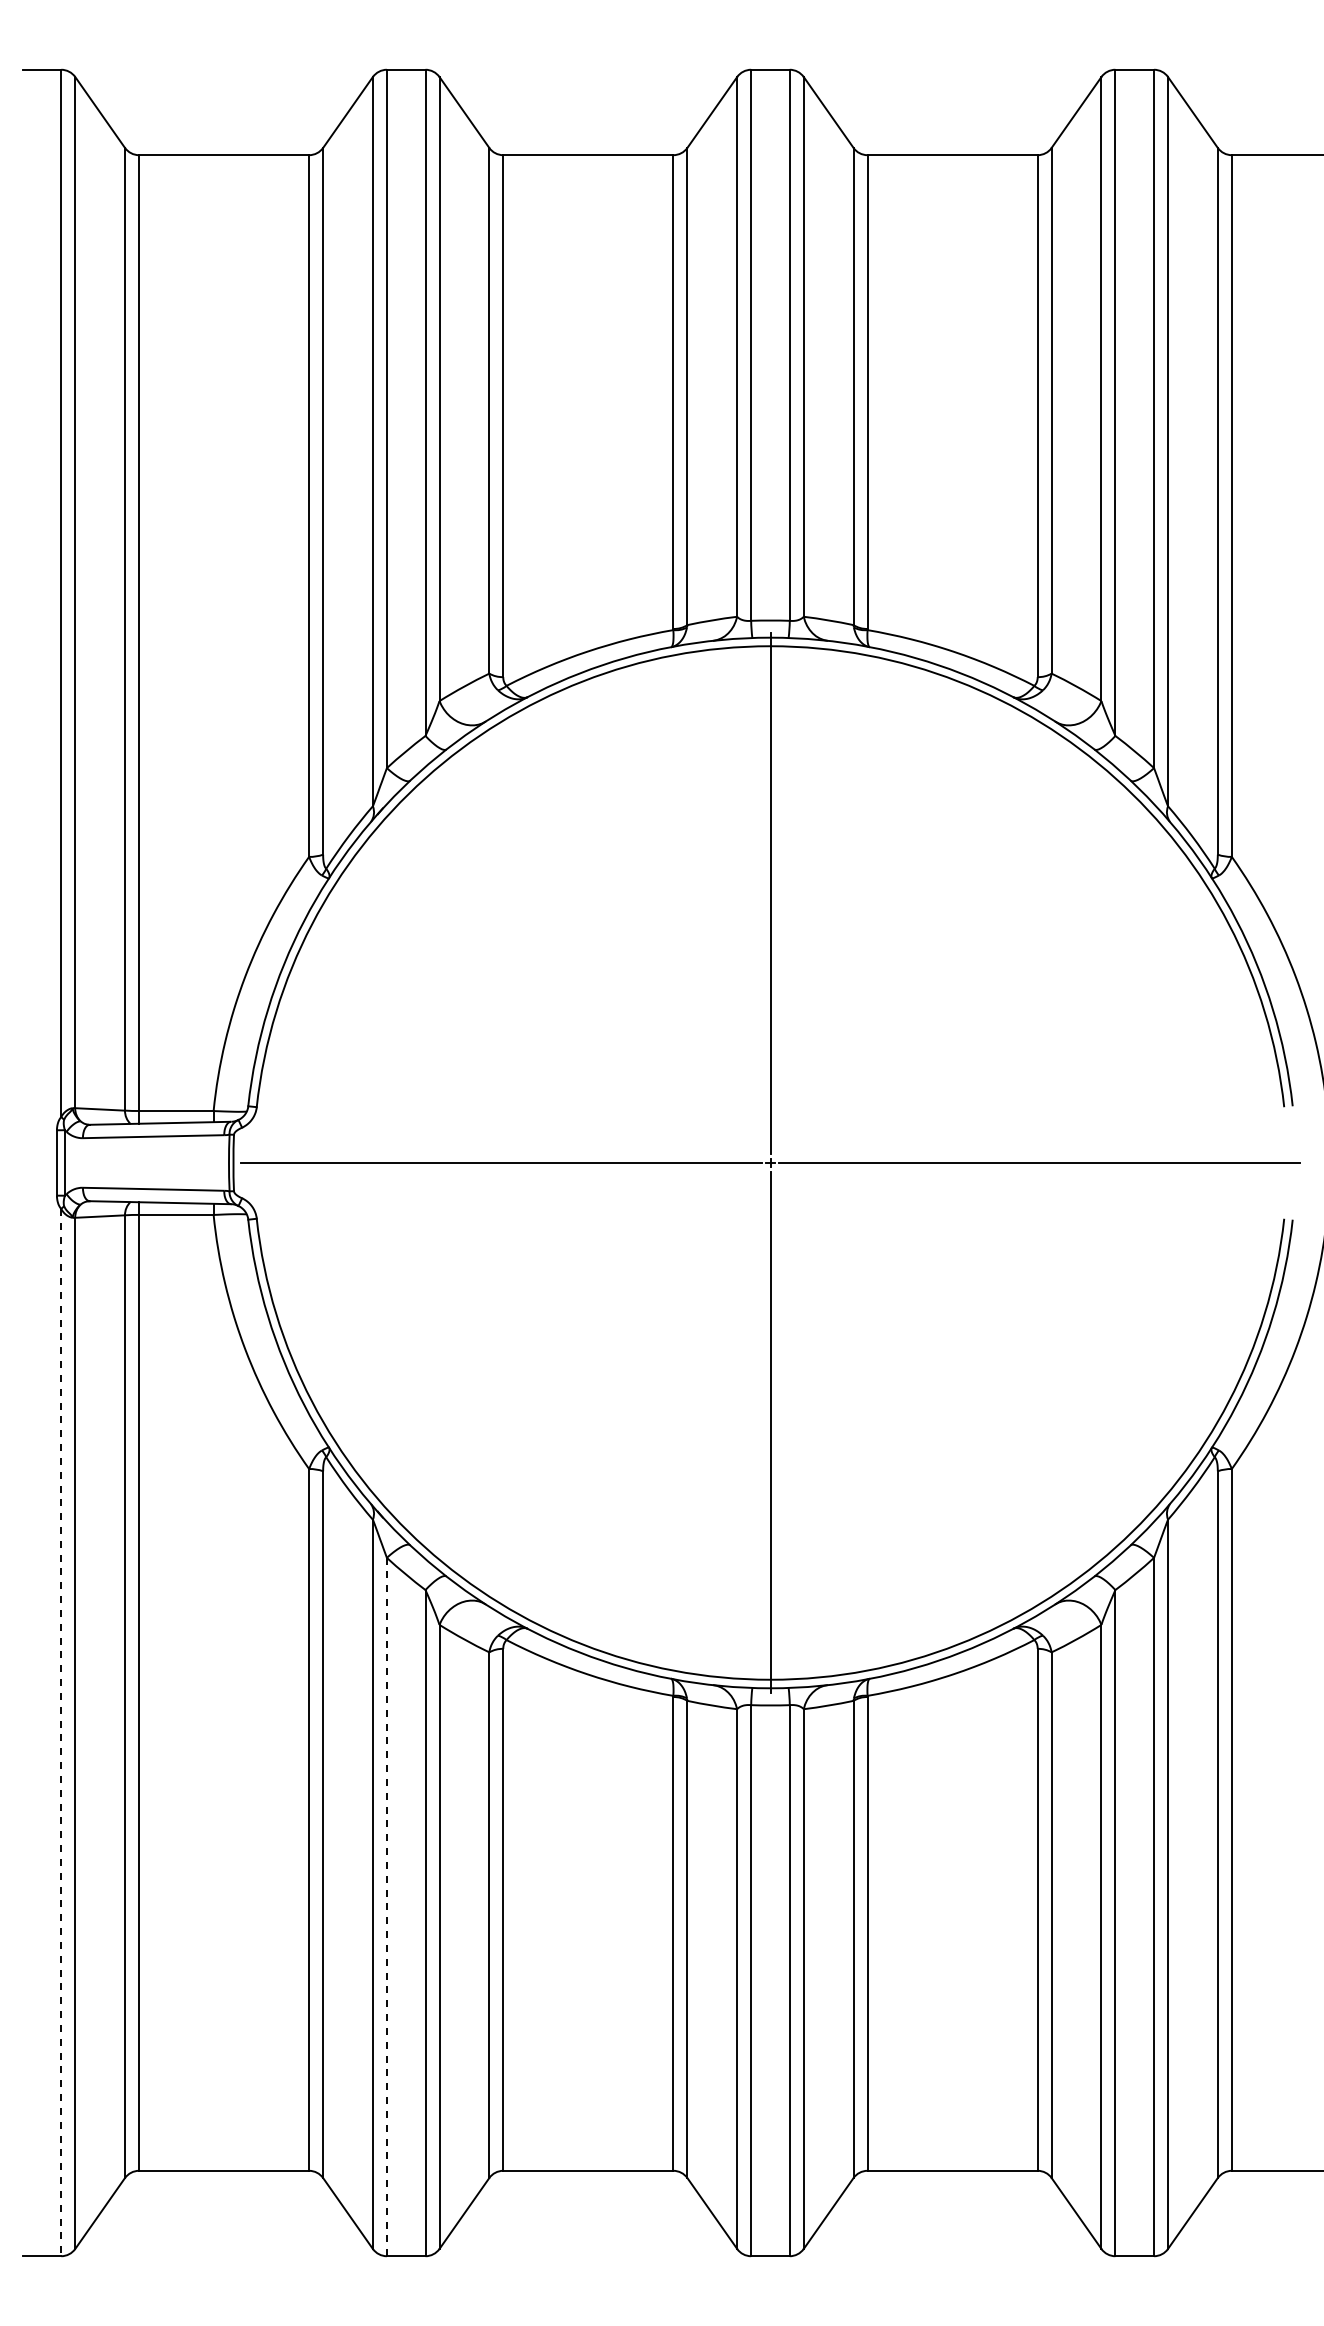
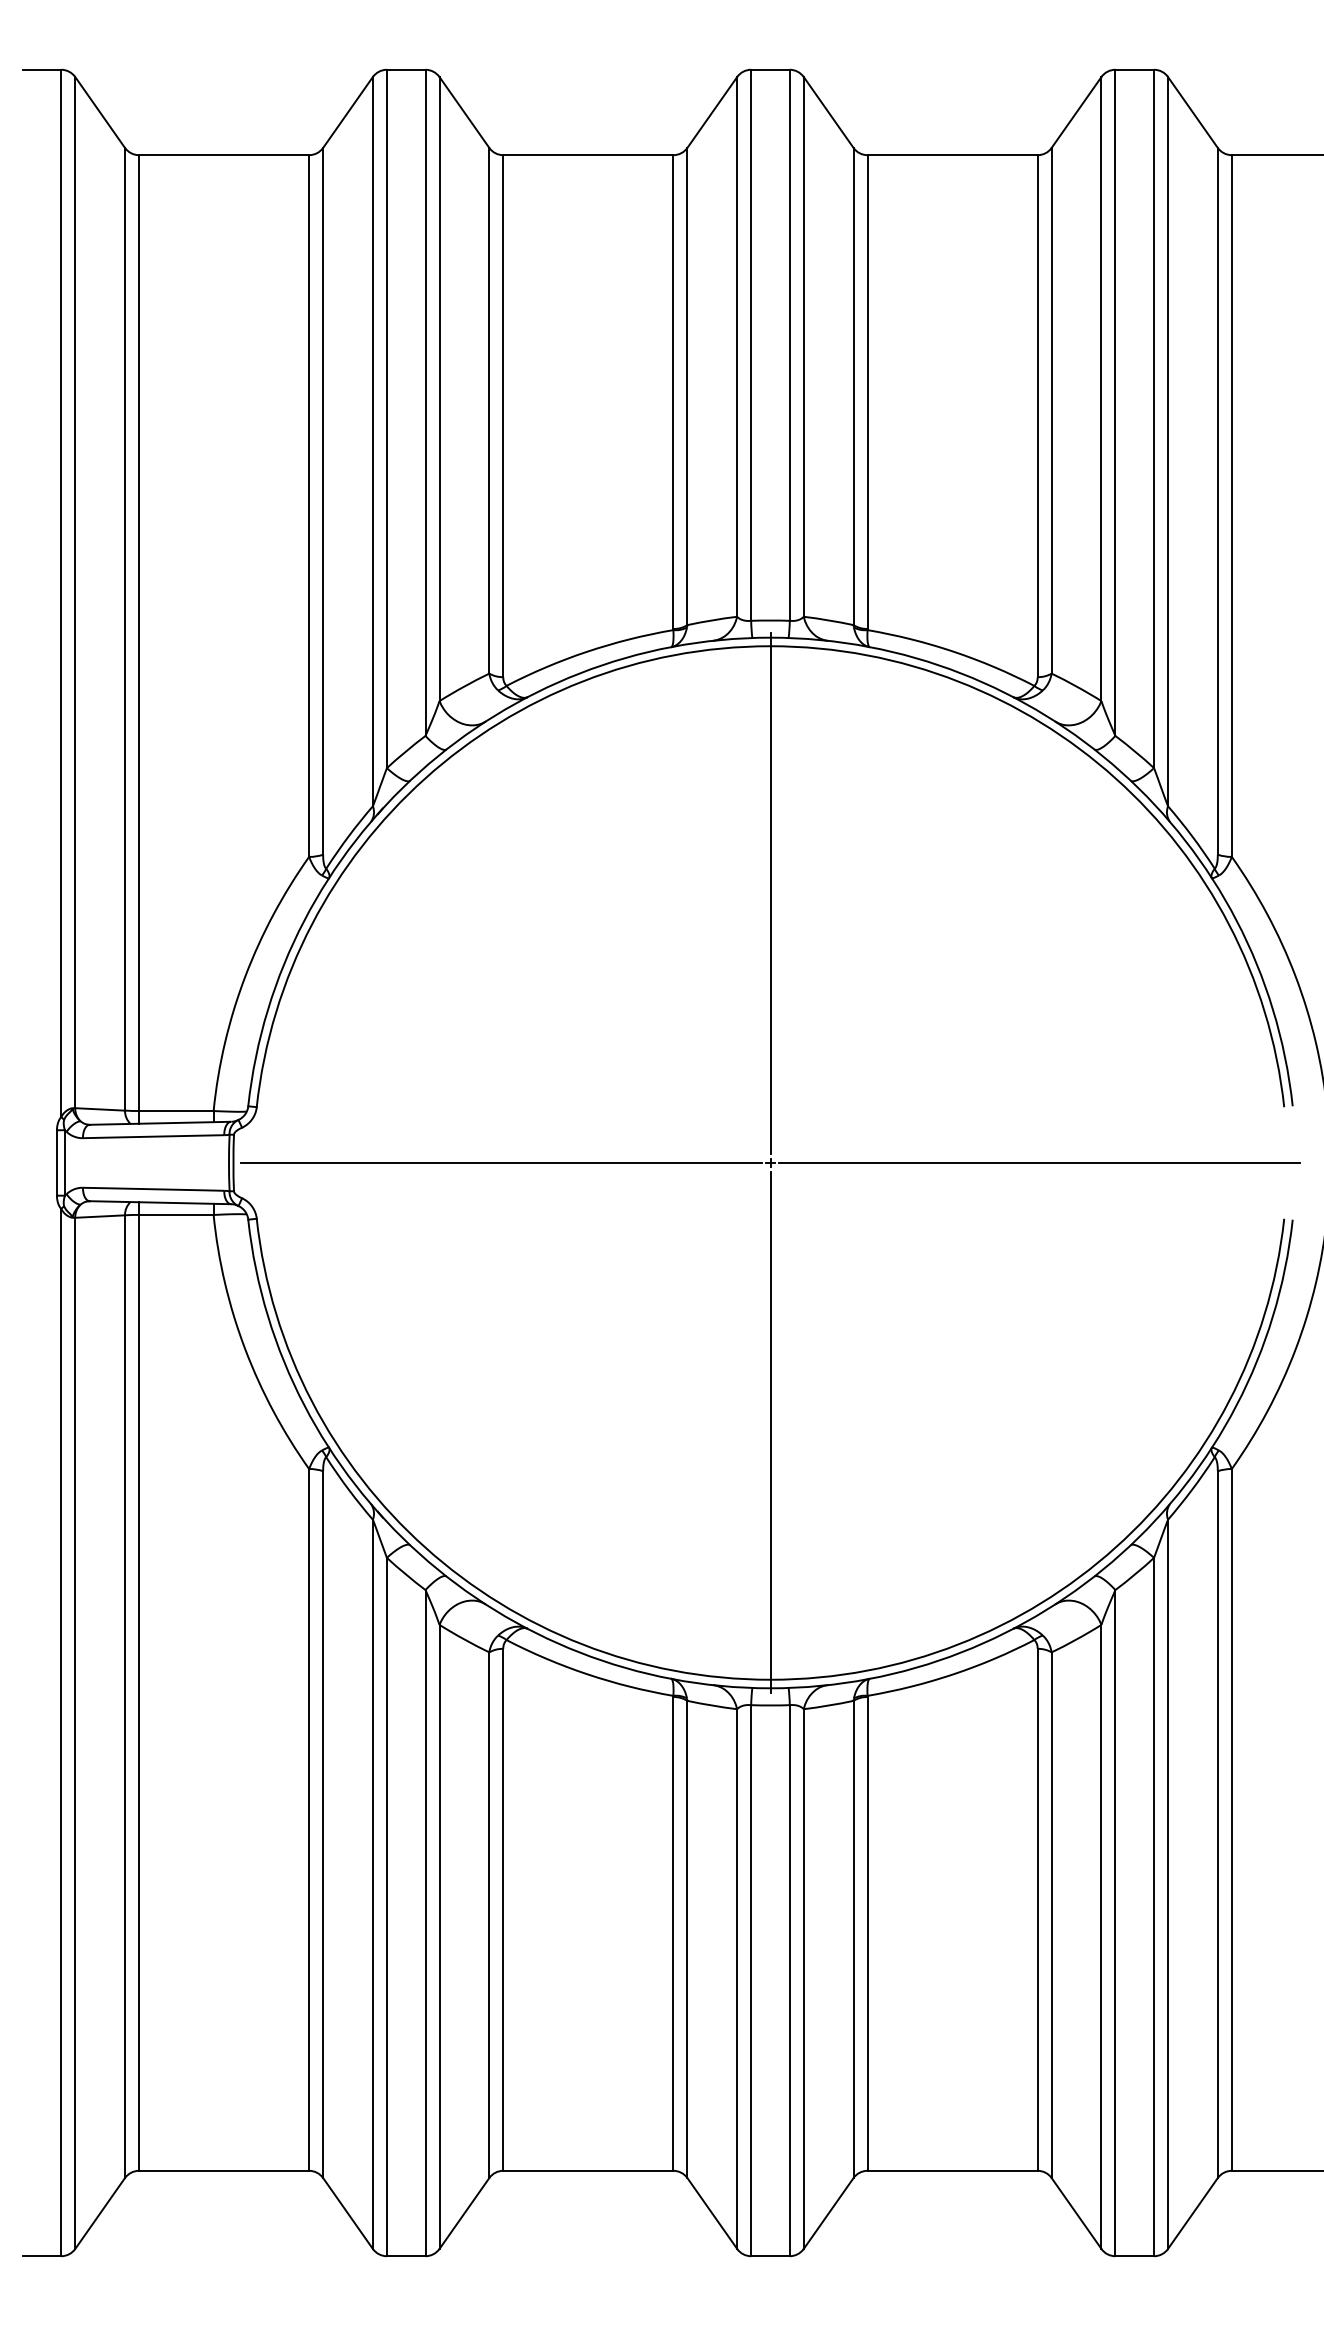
line: dashed -> solid (61, 1732)
line: dashed -> solid (386, 1906)
